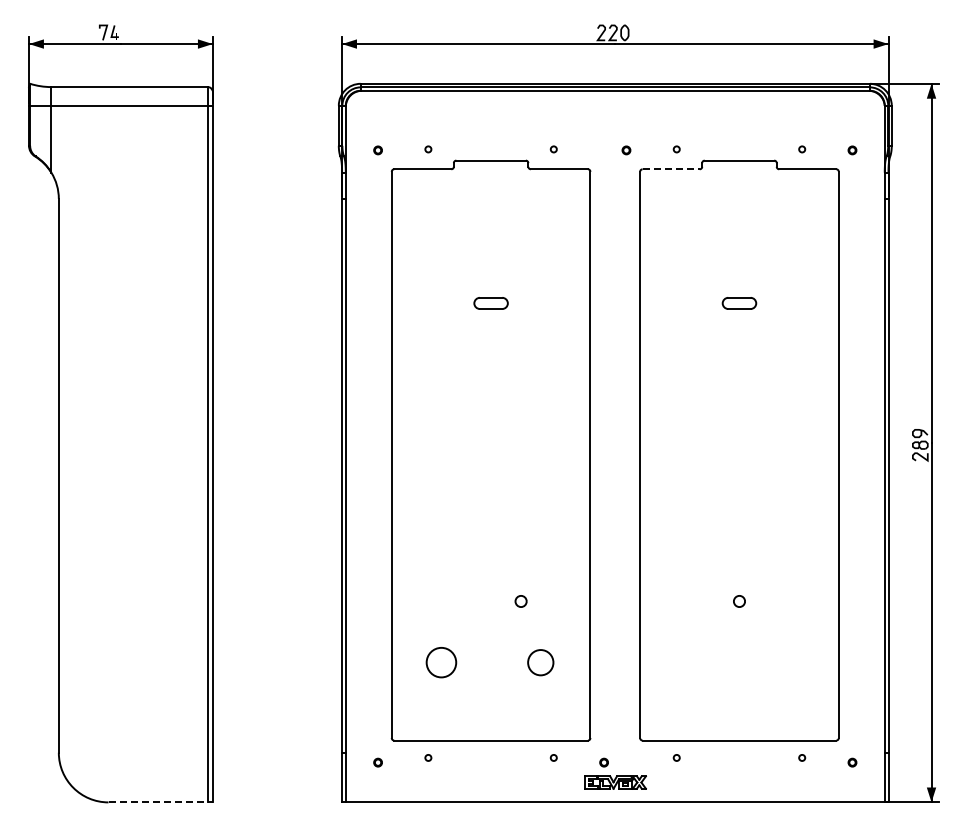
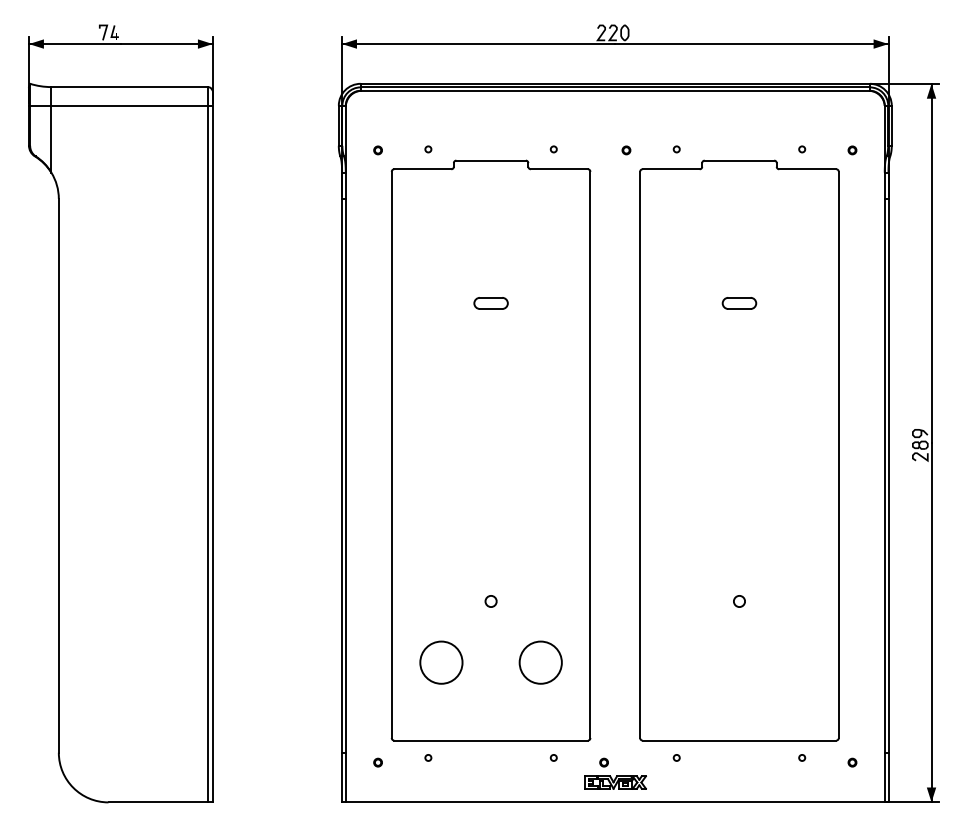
line: dashed -> solid (671, 169)
circle position: (520, 601) -> (490, 601) (490, 601)
circle size: 33x32 px -> 45x45 px (441, 662)
circle diameter: 25 px -> 42 px (540, 662)
line: dashed -> solid (161, 802)
